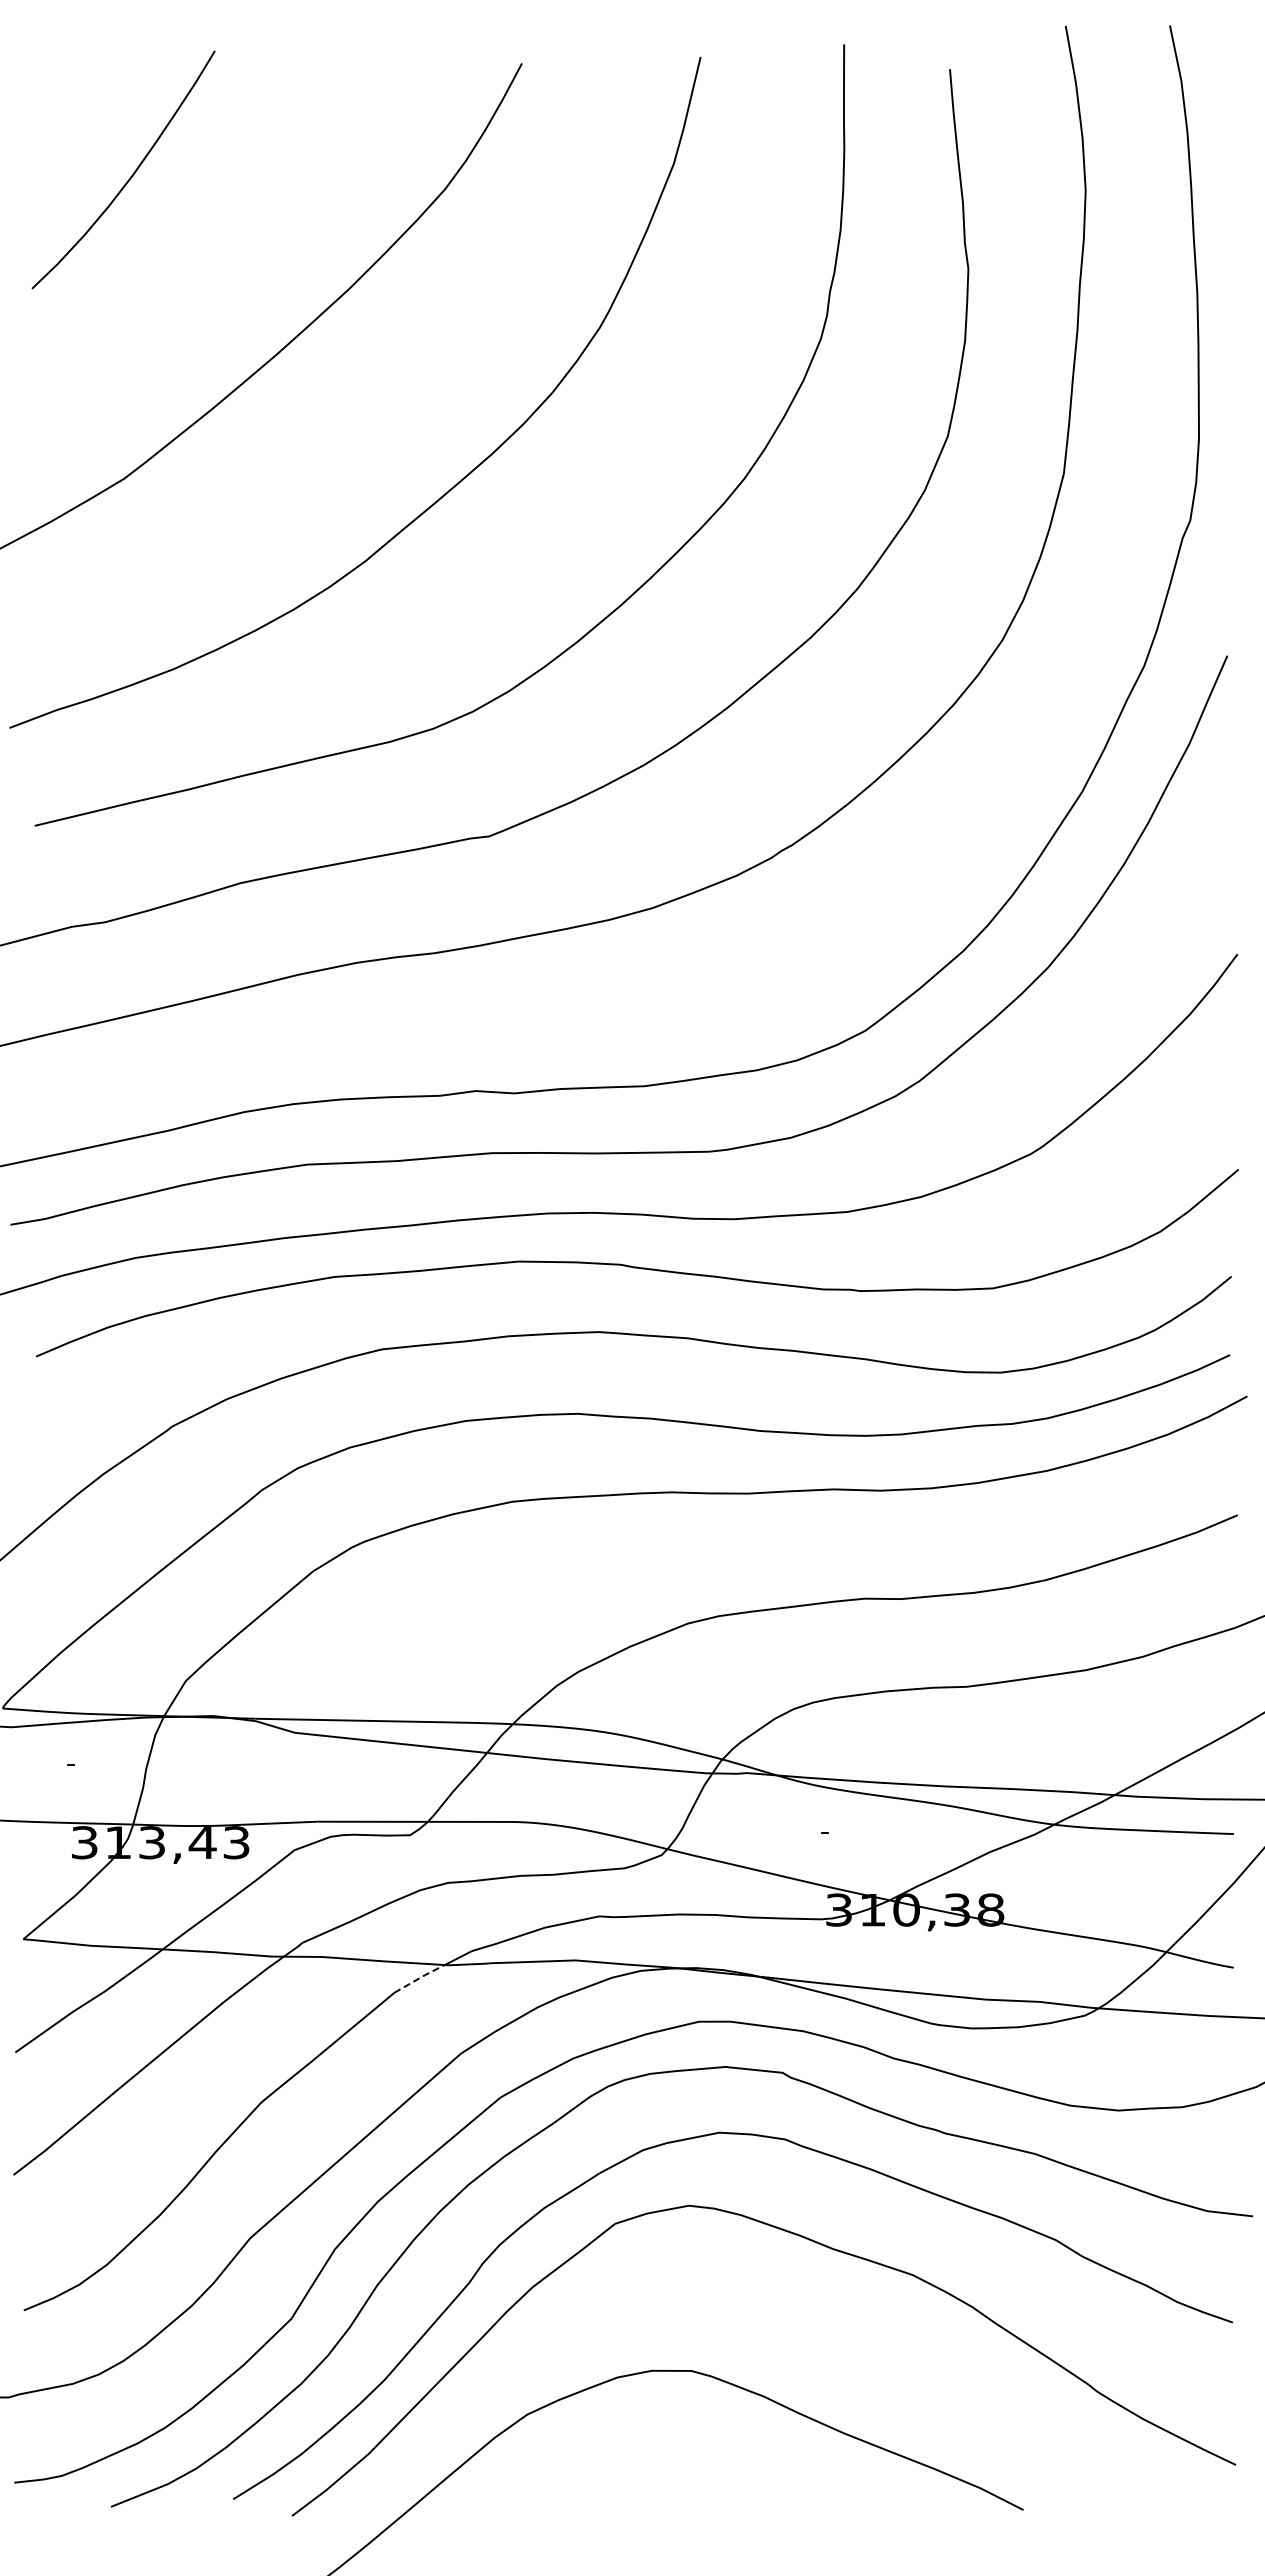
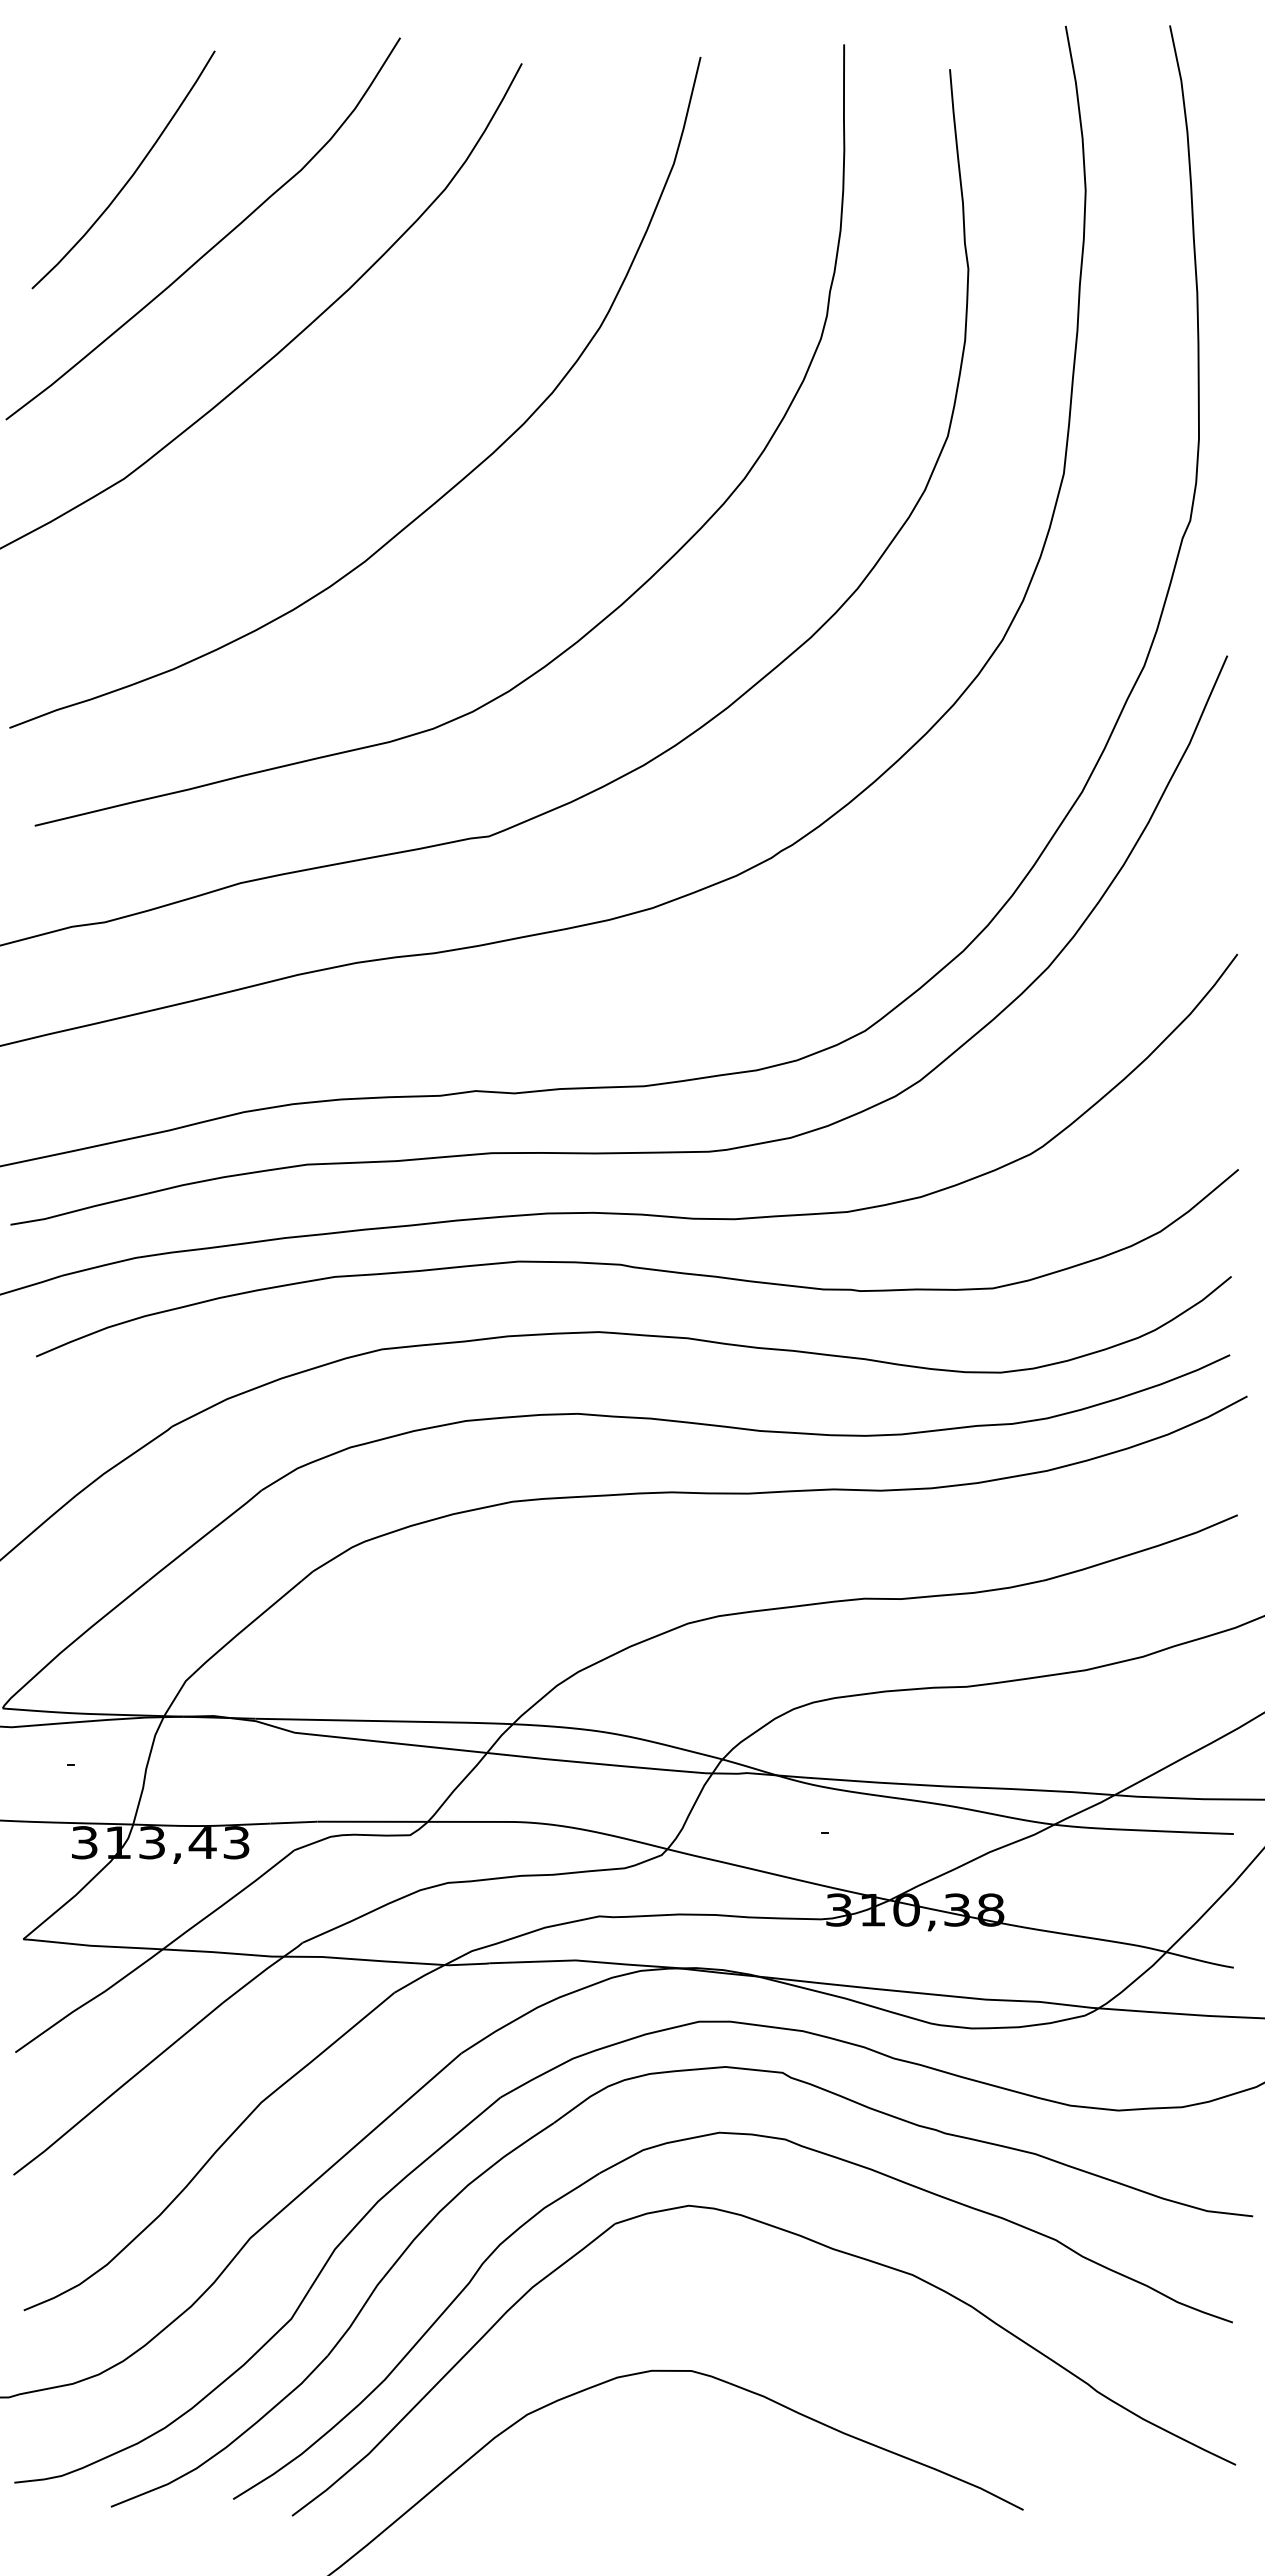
curve: none -> present (213, 245)
line: dashed -> solid (419, 1978)
